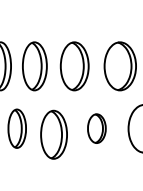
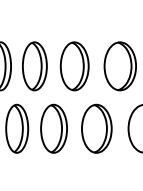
part size: 20x41 px -> 25x51 px (17, 128)
part size: 20x31 px -> 32x51 px (96, 128)
part position: (53, 134) -> (53, 128) (53, 128)
